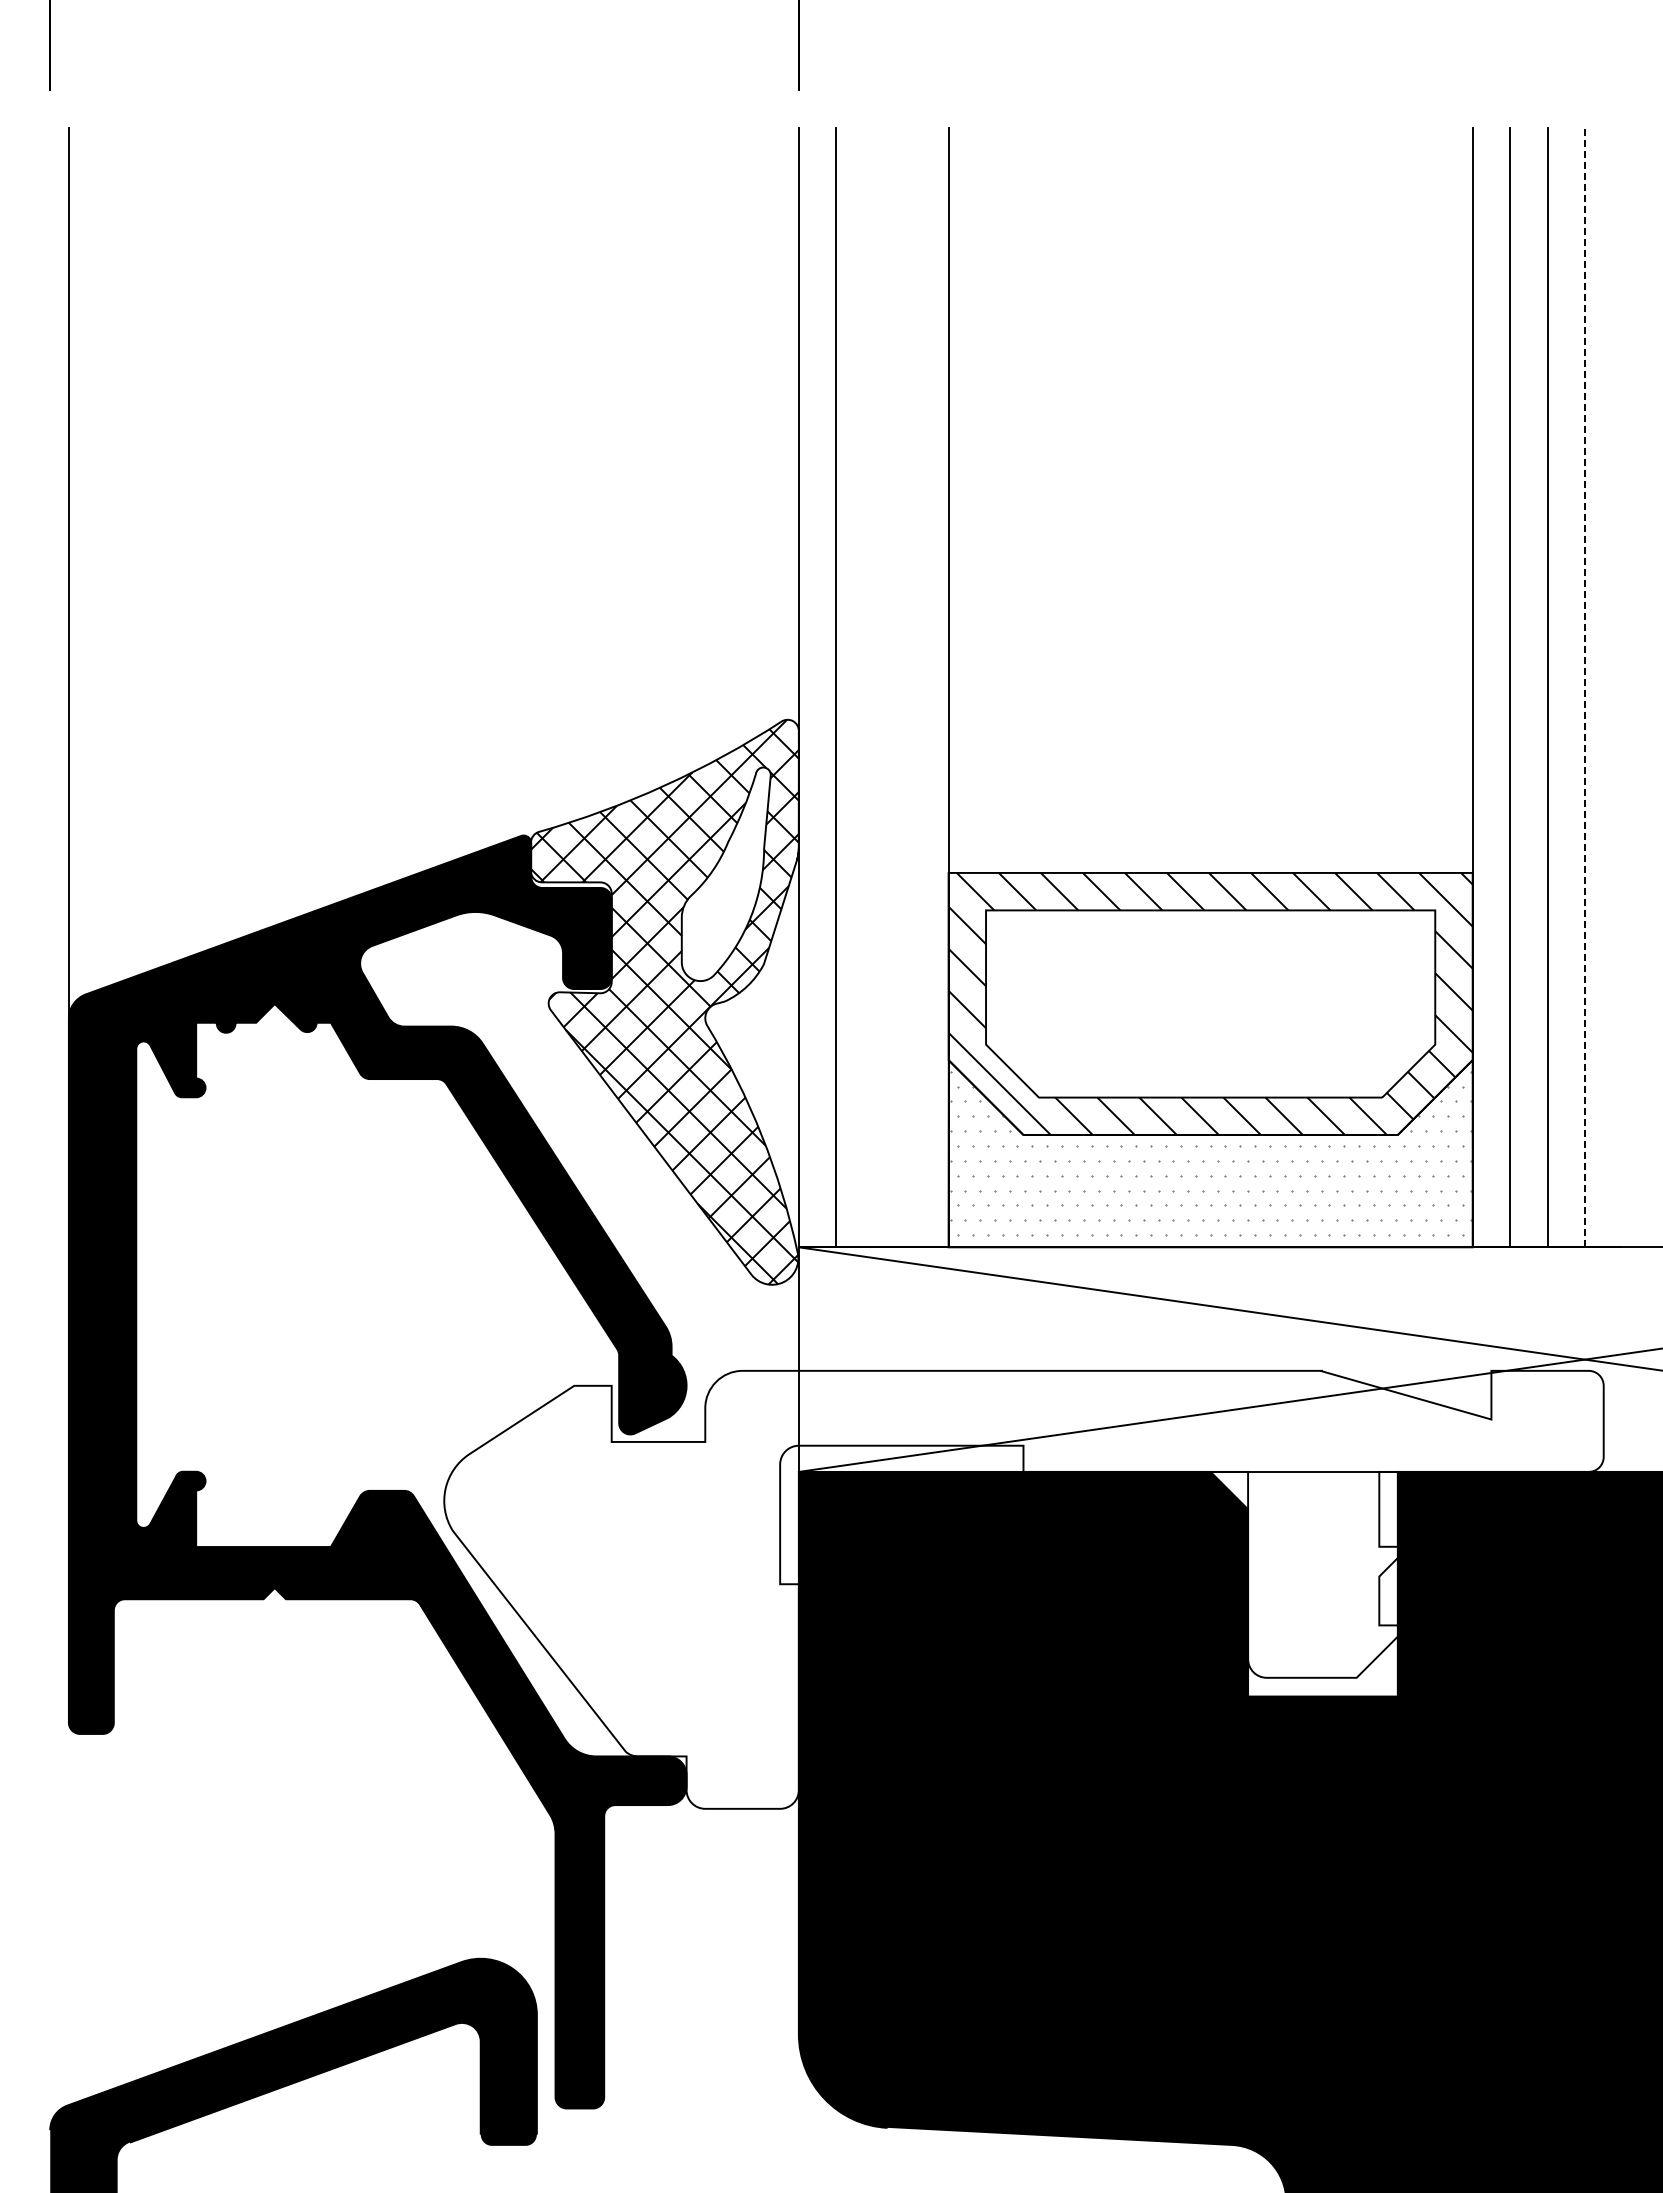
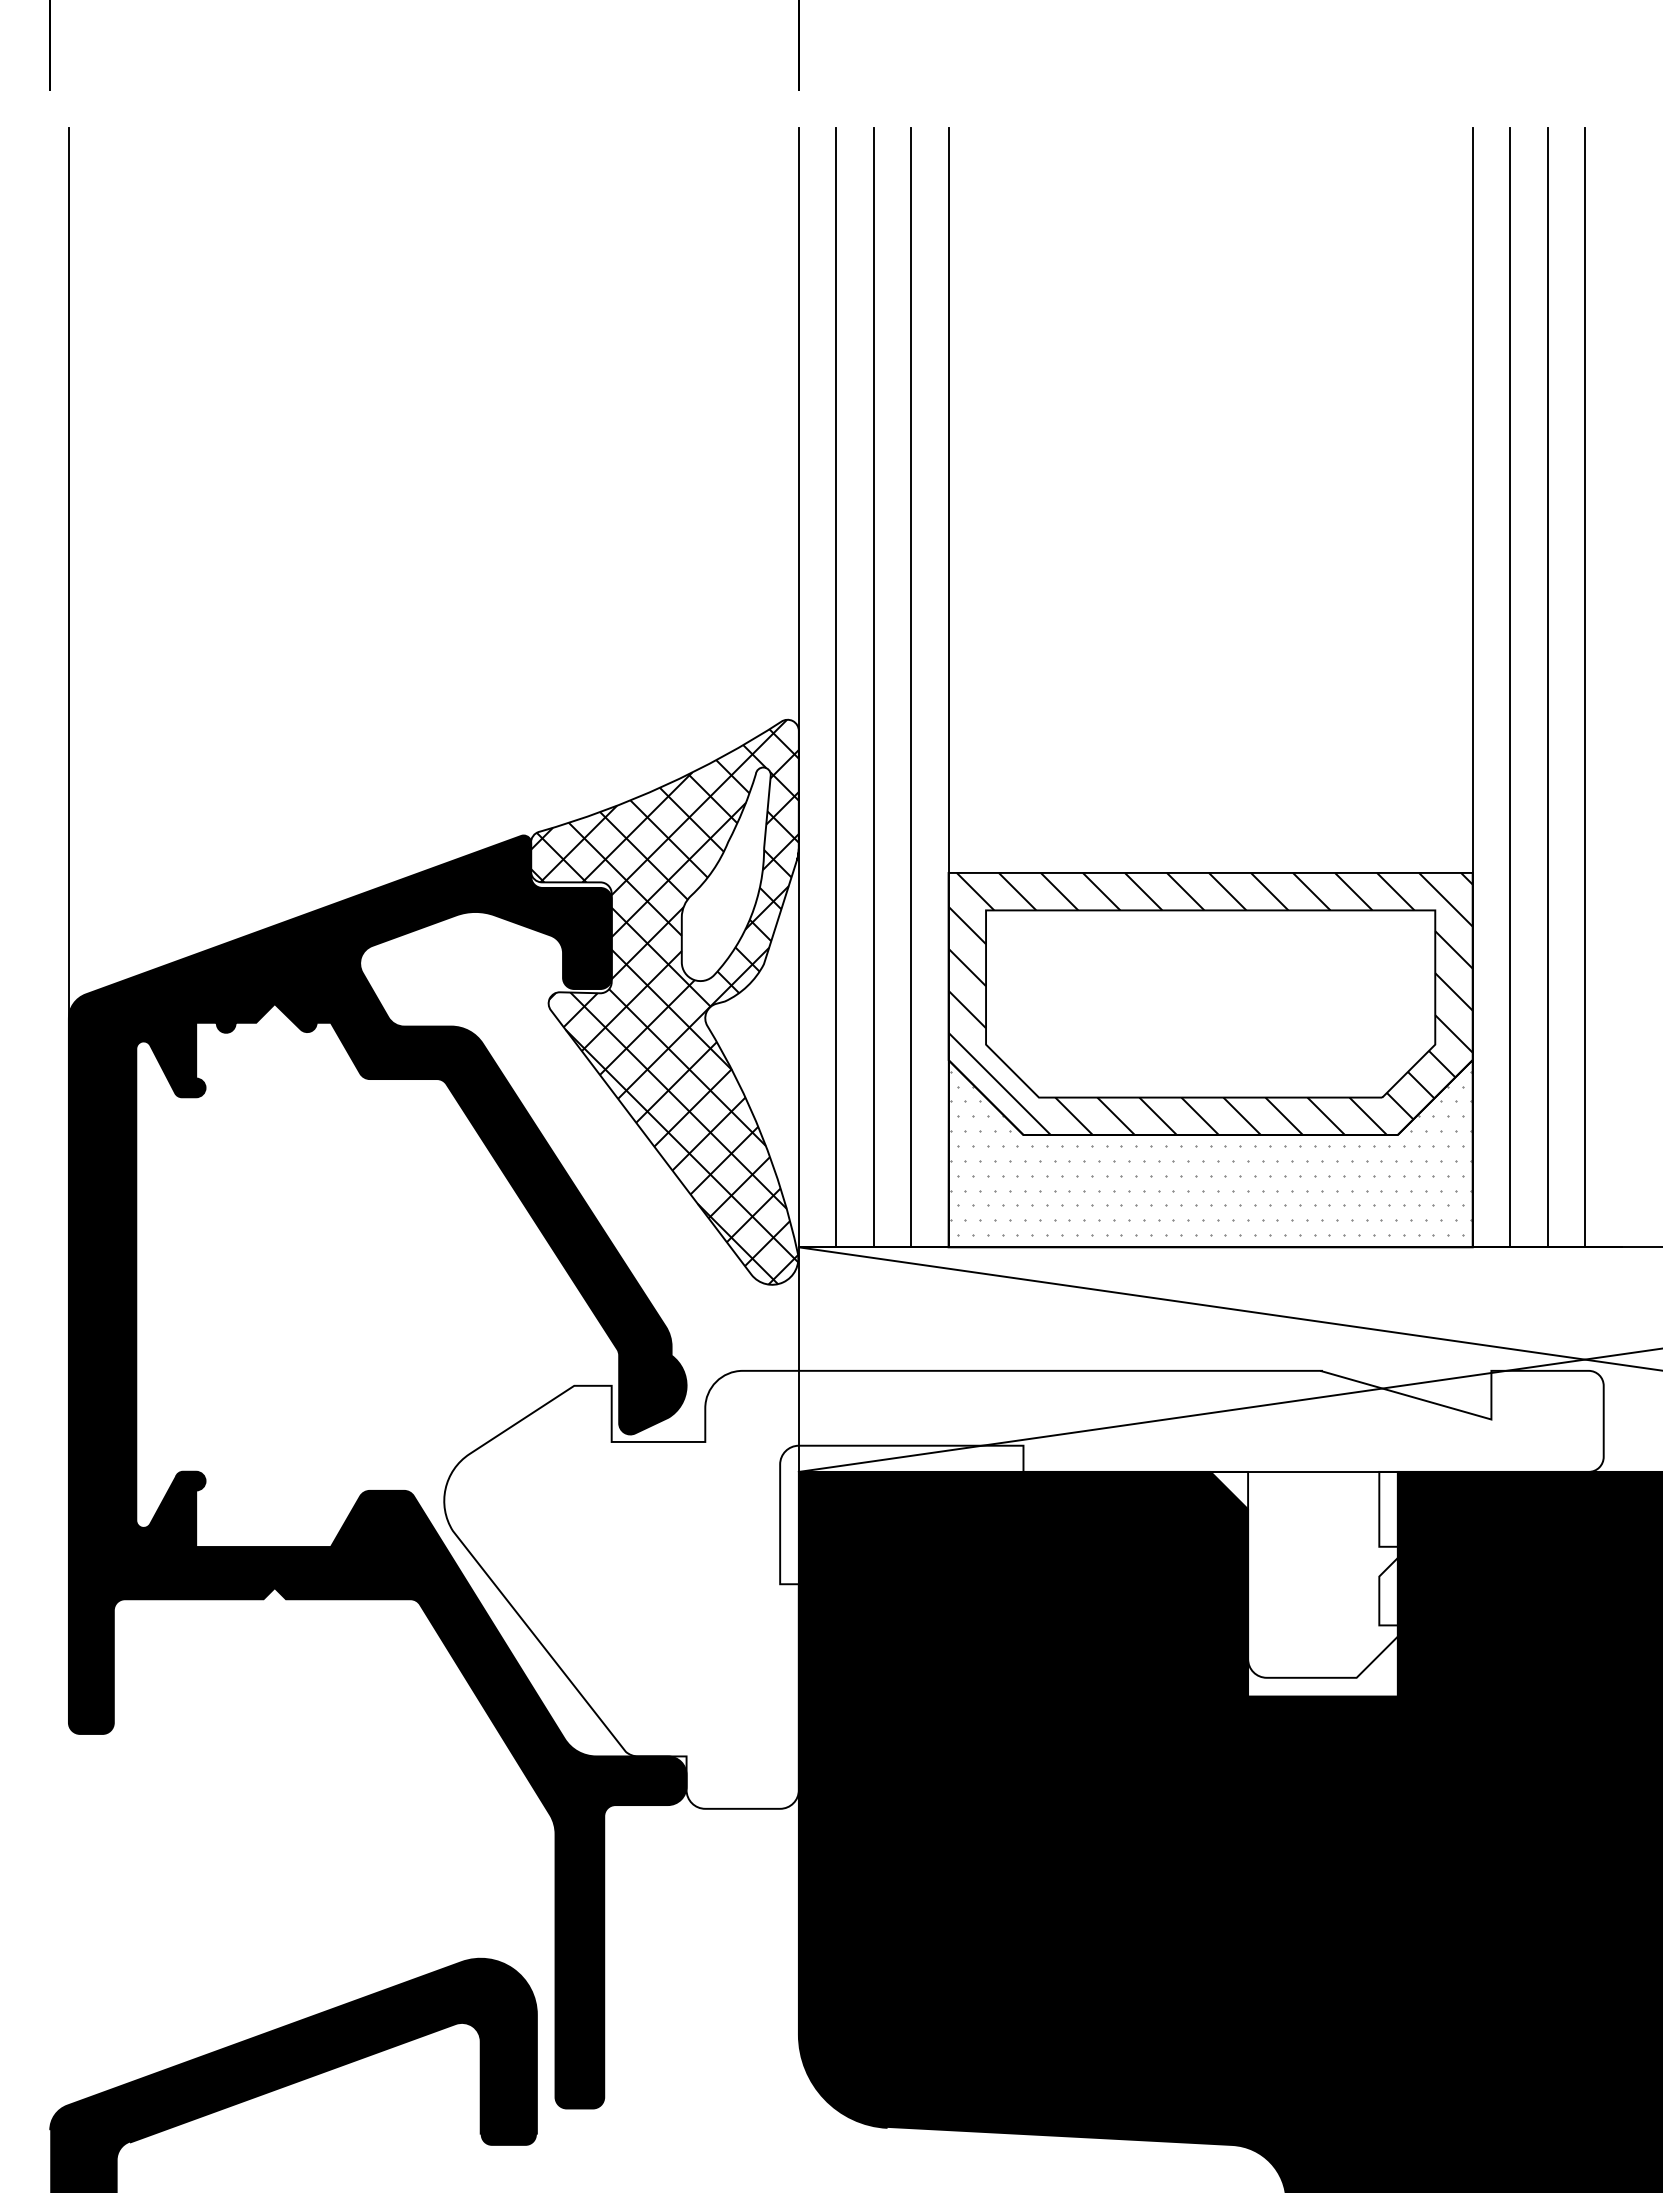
line: none -> present (873, 687)
line: none -> present (911, 687)
line: dashed -> solid (1585, 687)
